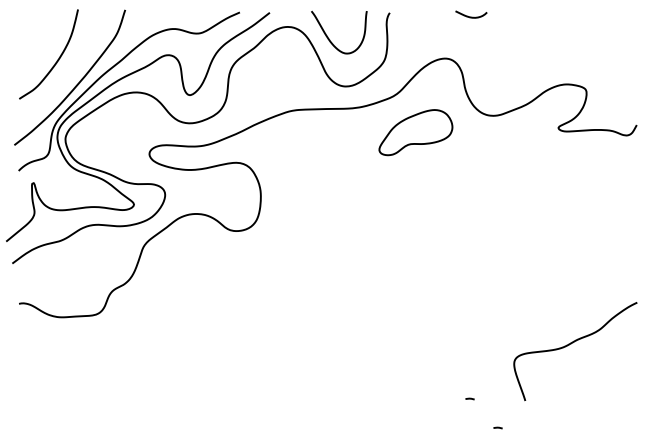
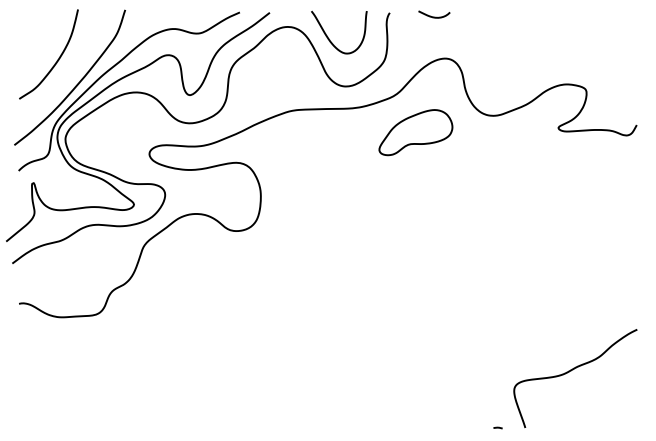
curve position: (471, 16) -> (434, 16) (434, 16)
curve position: (571, 344) -> (571, 371) (571, 371)
line: present -> none (469, 398)
